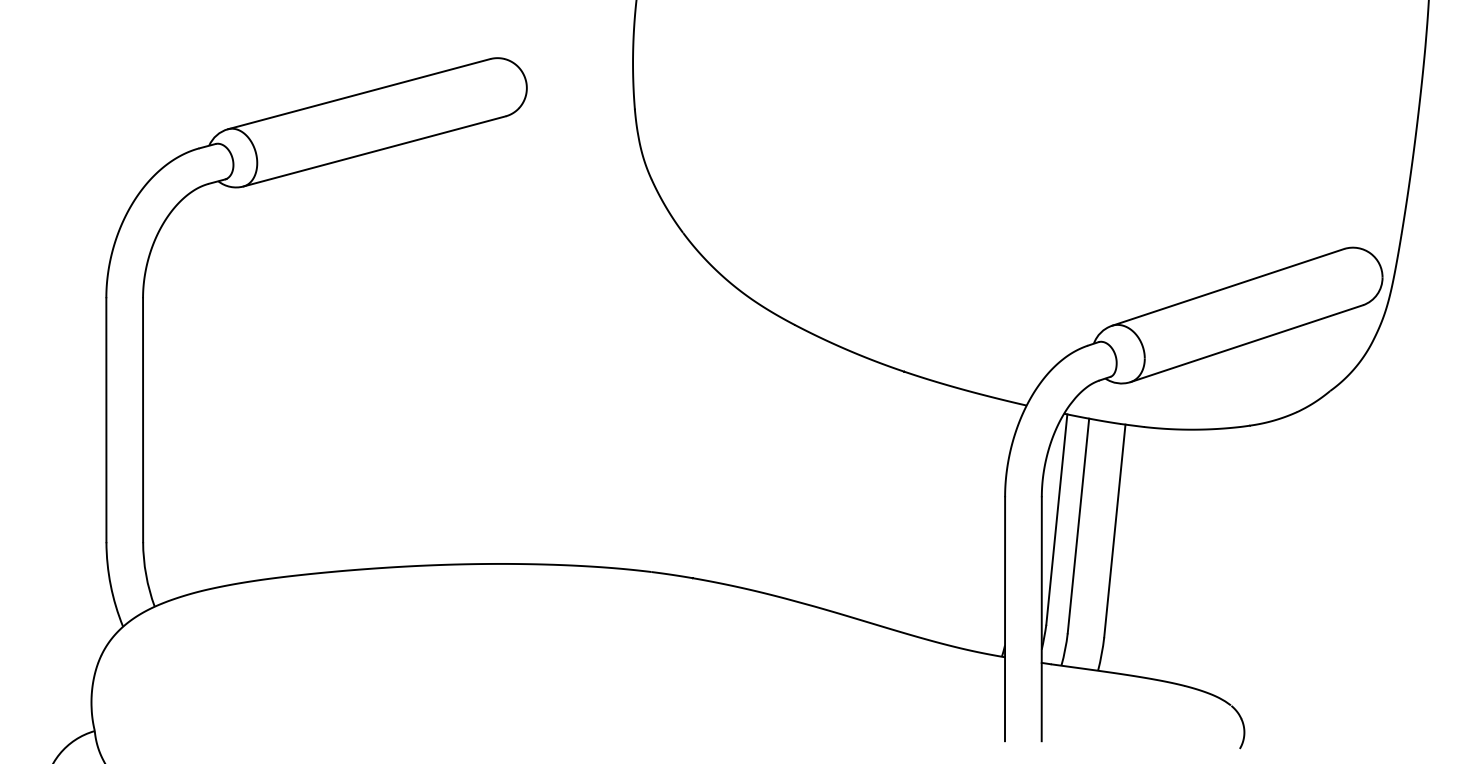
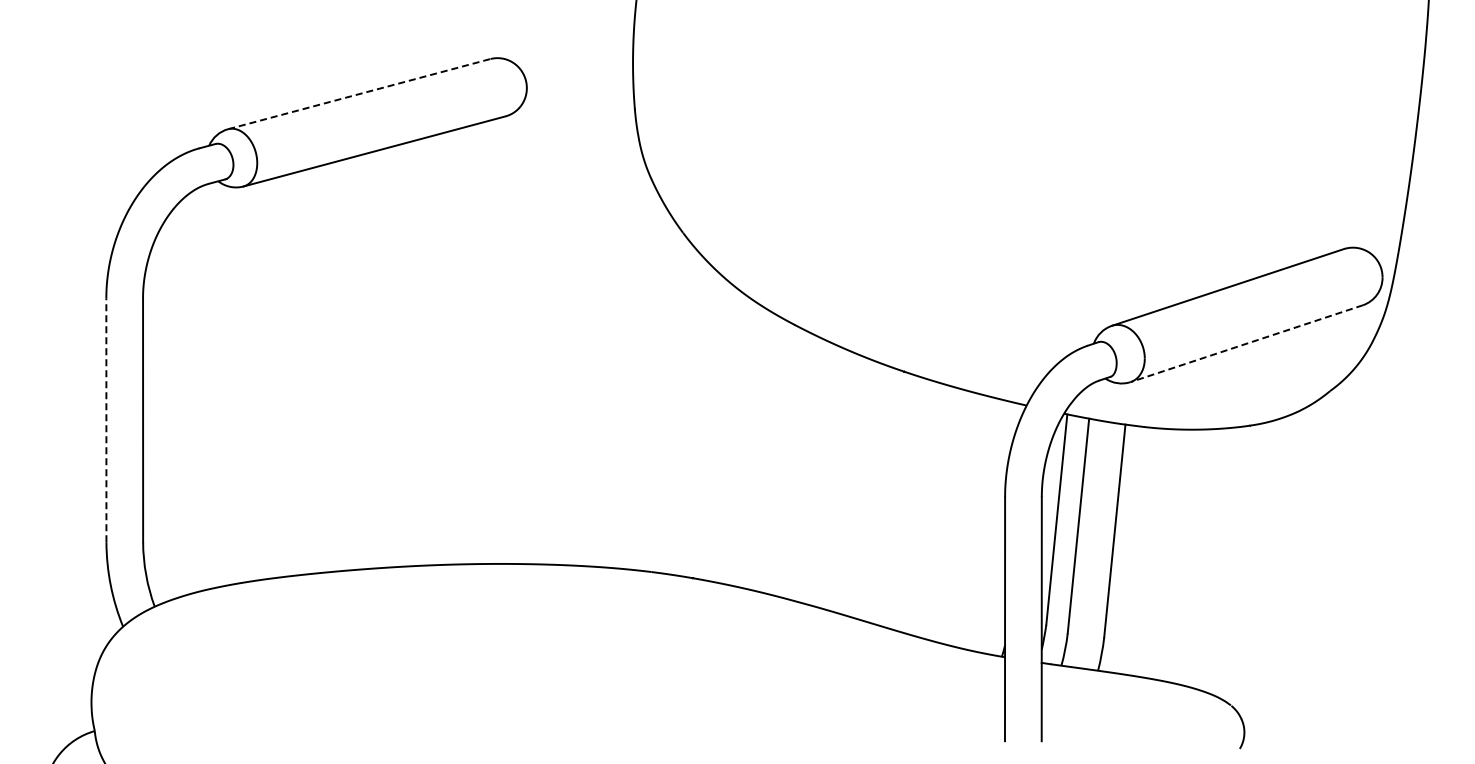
line: solid -> dashed (359, 94)
line: solid -> dashed (1246, 343)
line: solid -> dashed (106, 419)
